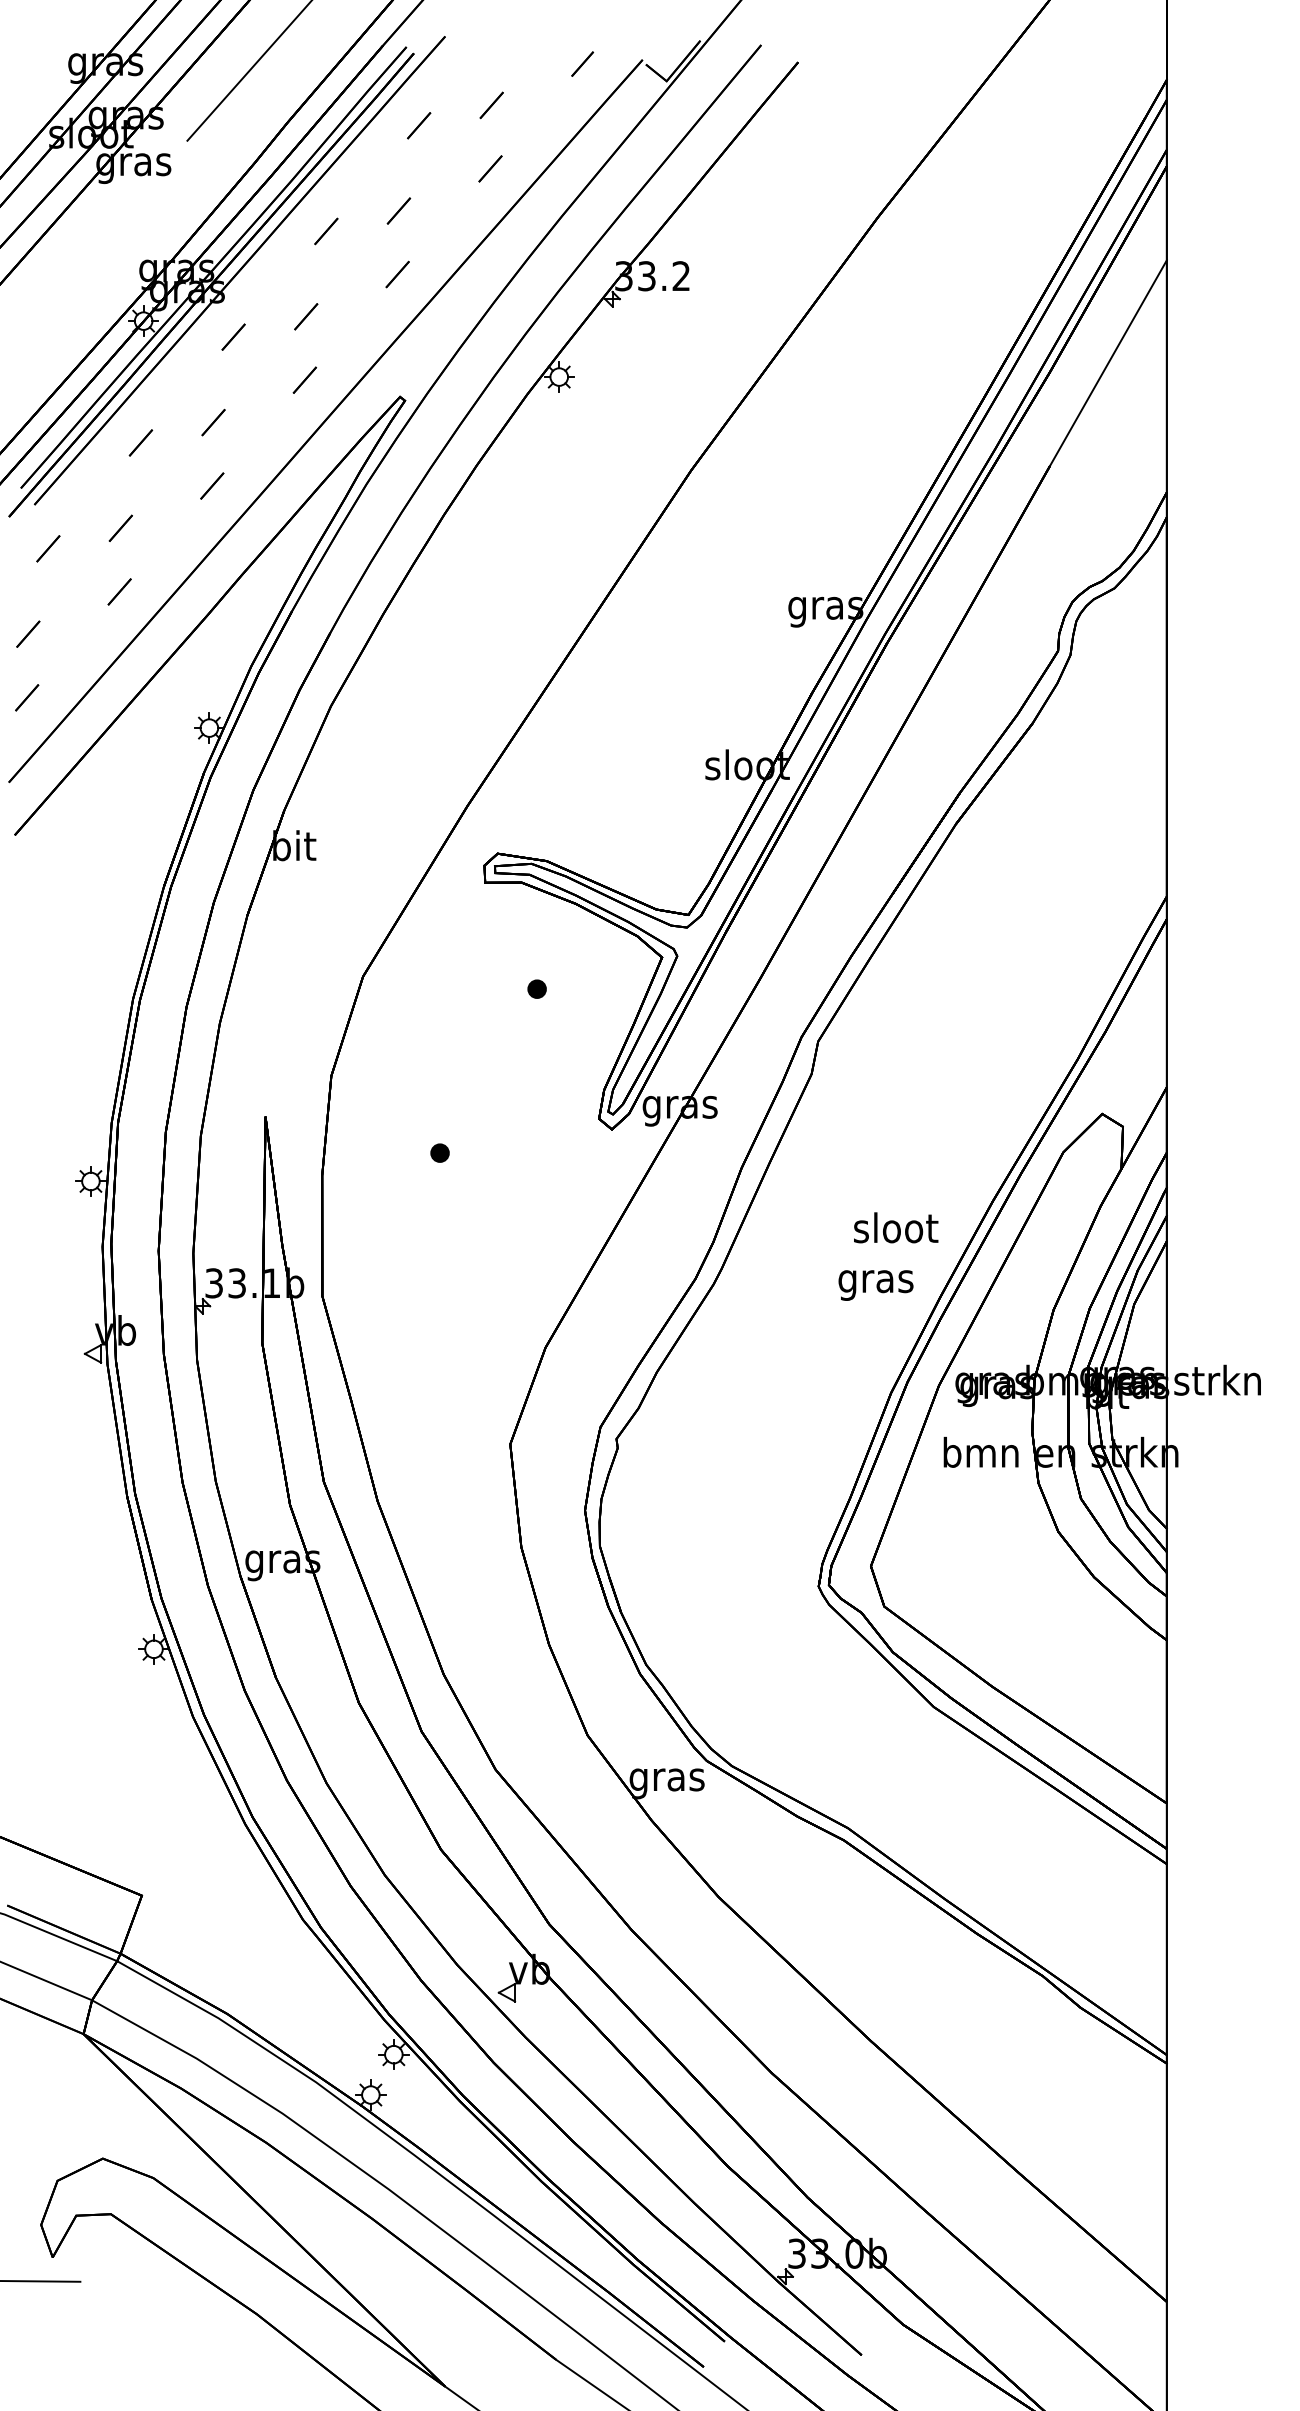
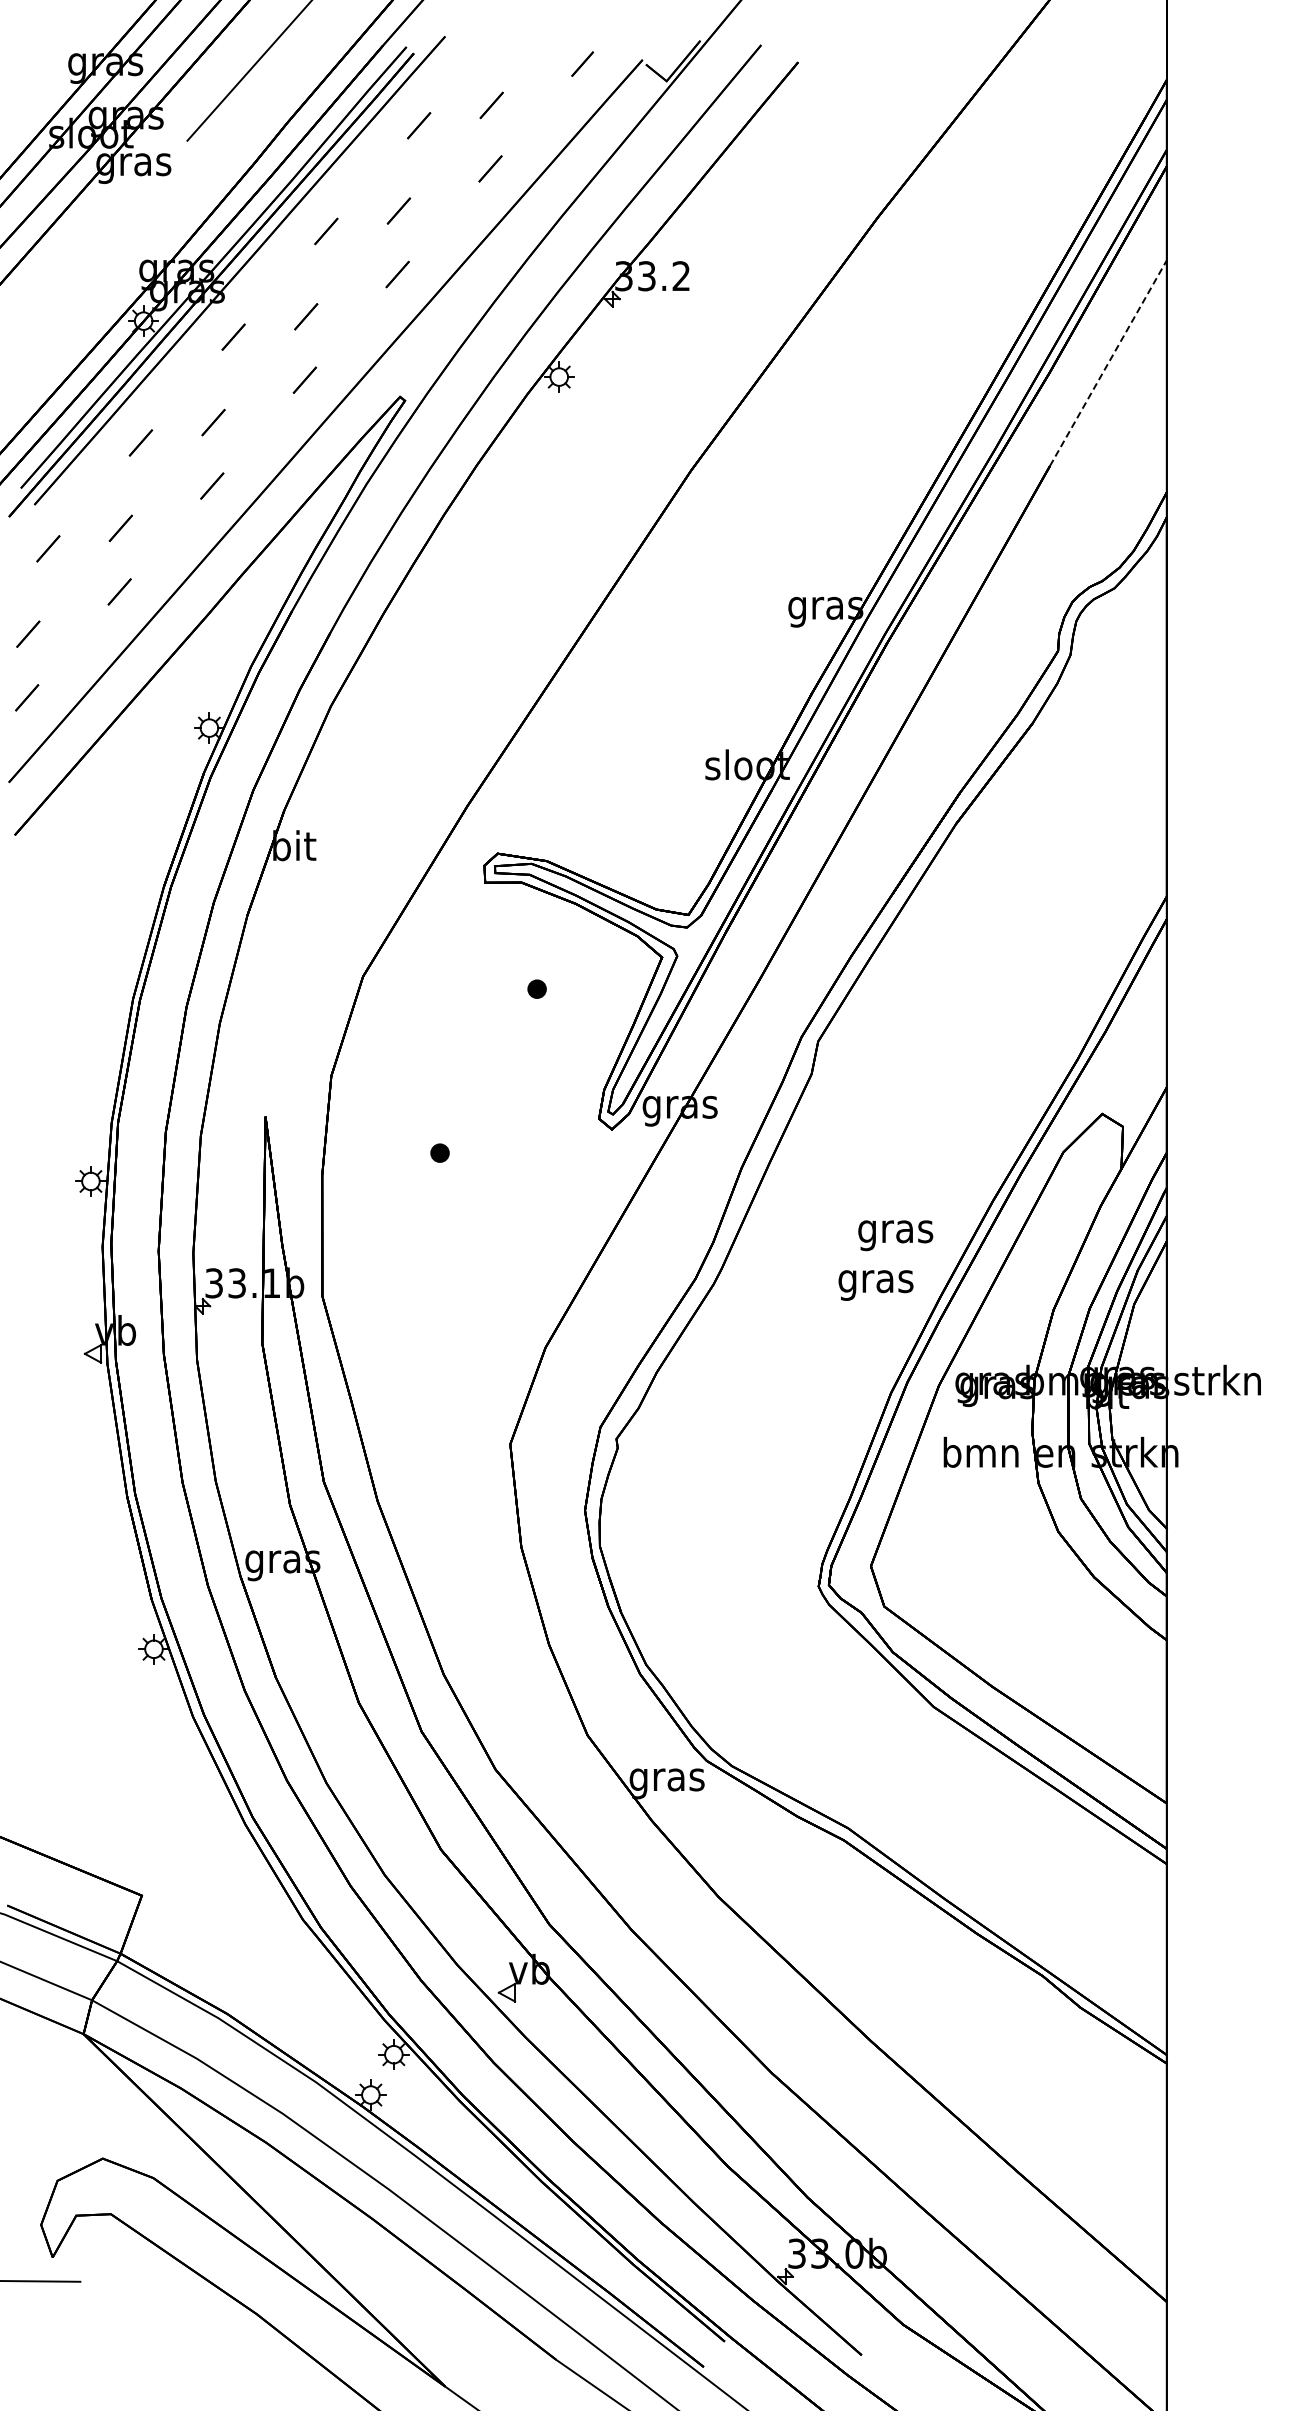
line: solid -> dashed (1108, 362)
text: sloot -> gras (896, 1231)
